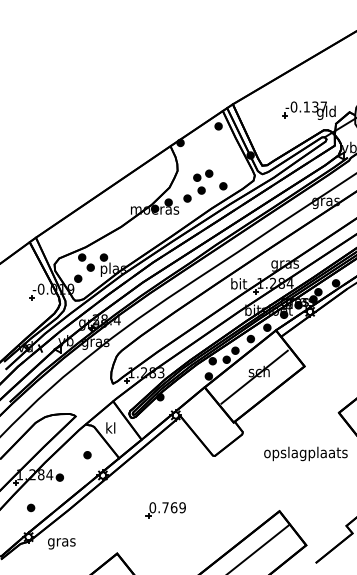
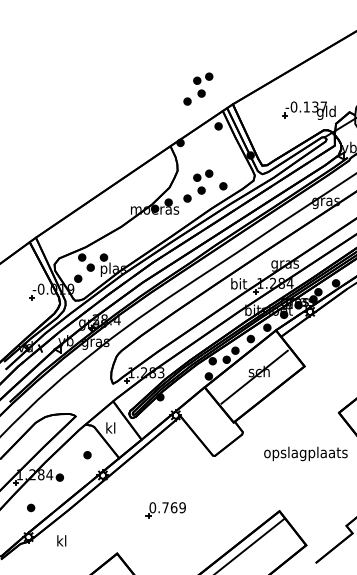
part: none -> present (198, 88)
text: gras -> kl (61, 542)
line position: (259, 547) -> (250, 544) (250, 544)
